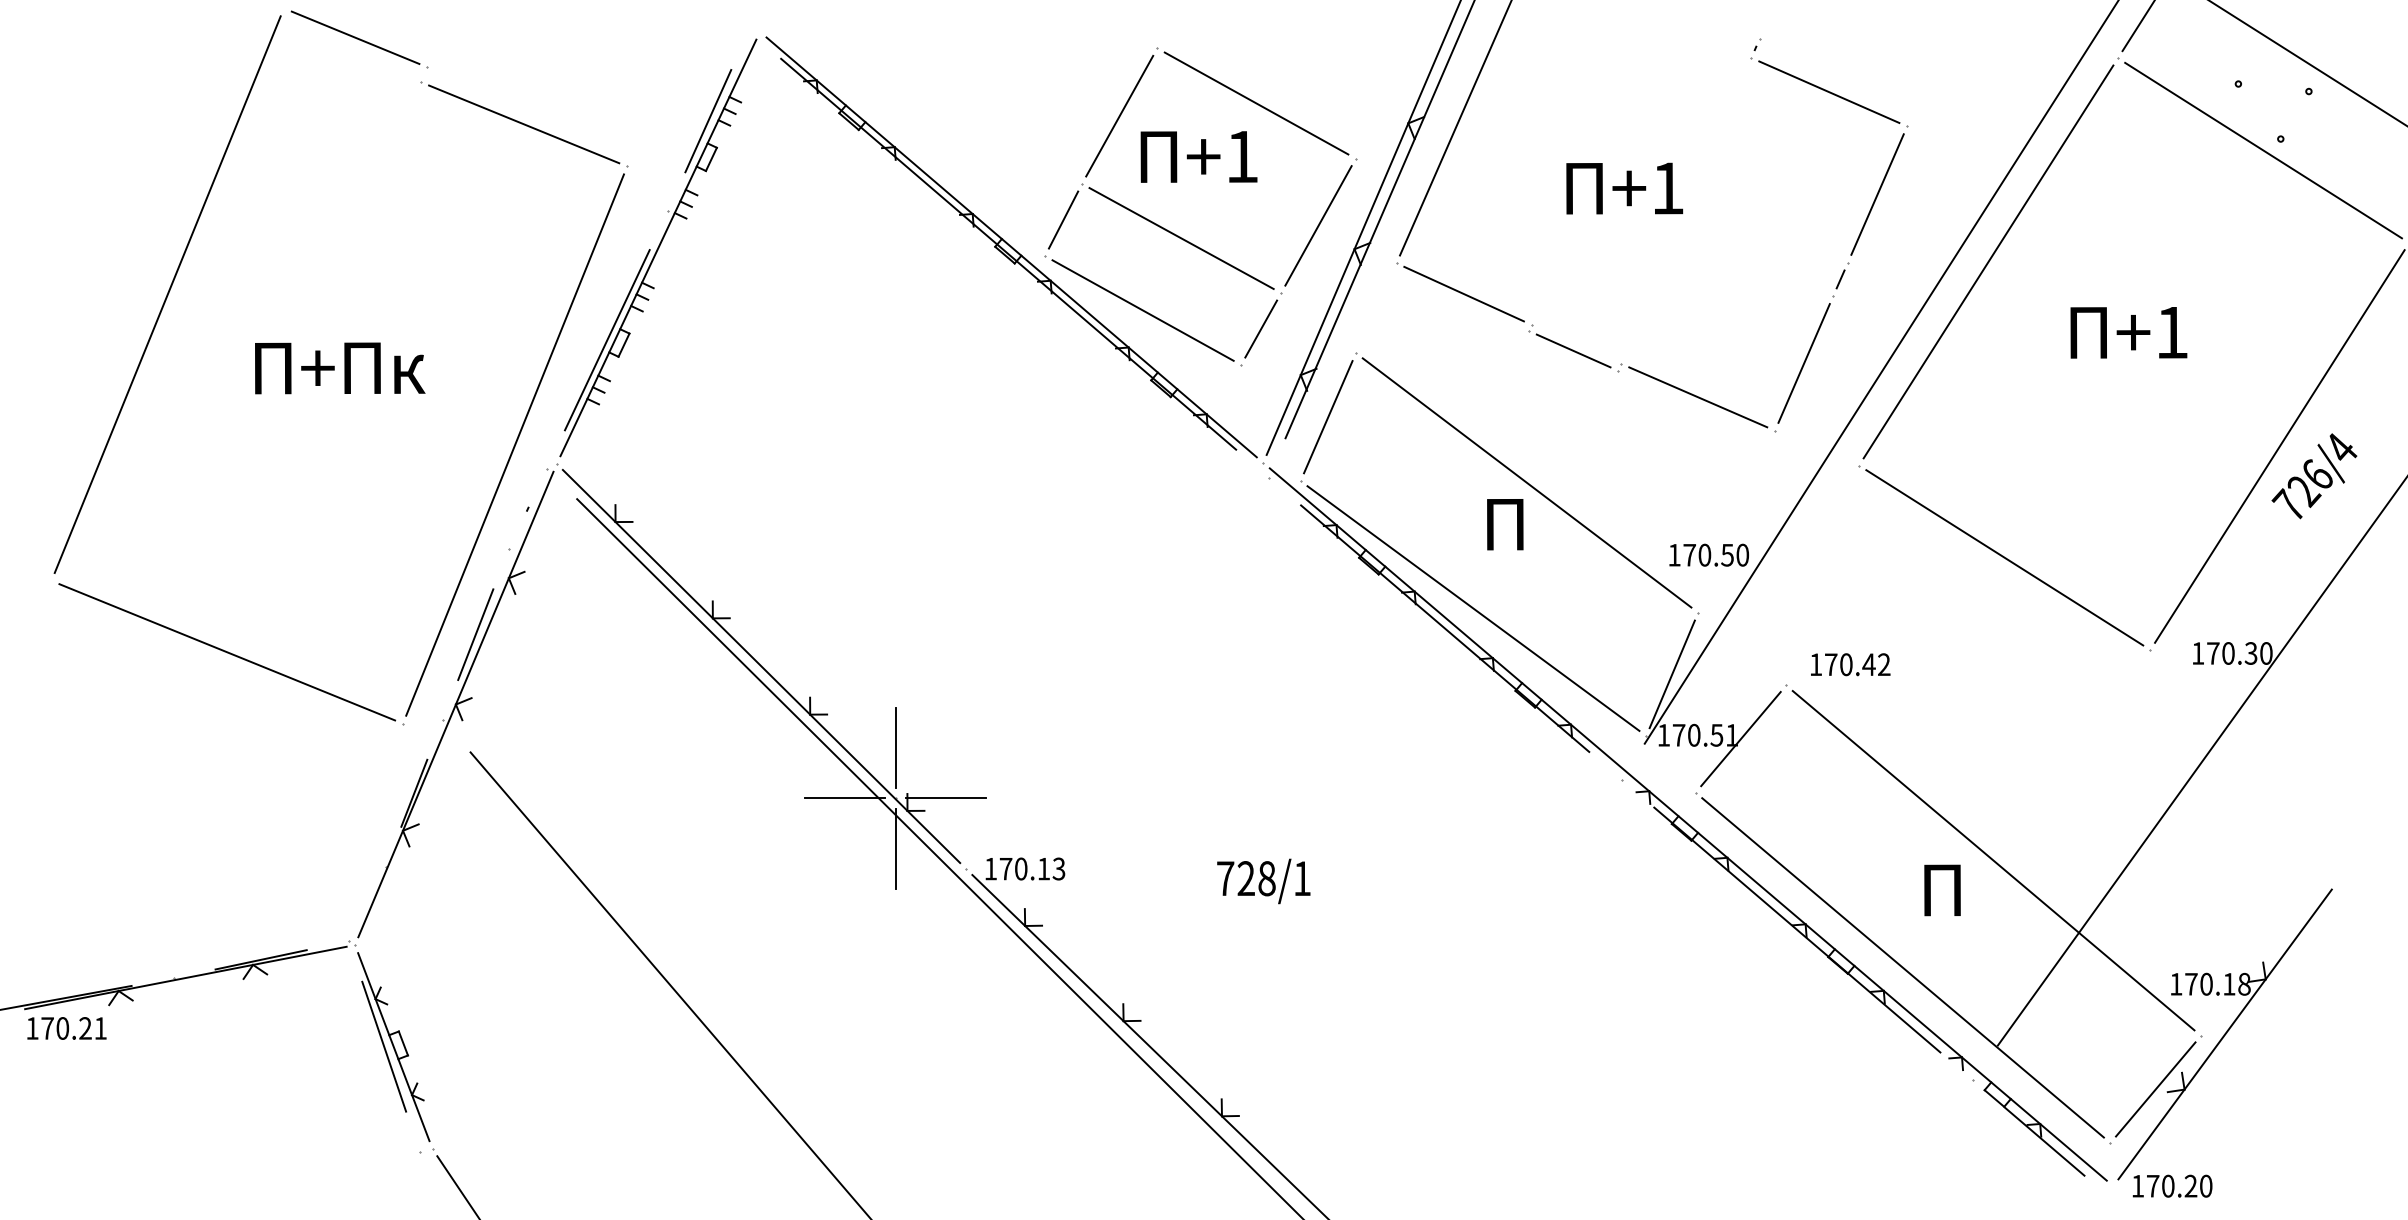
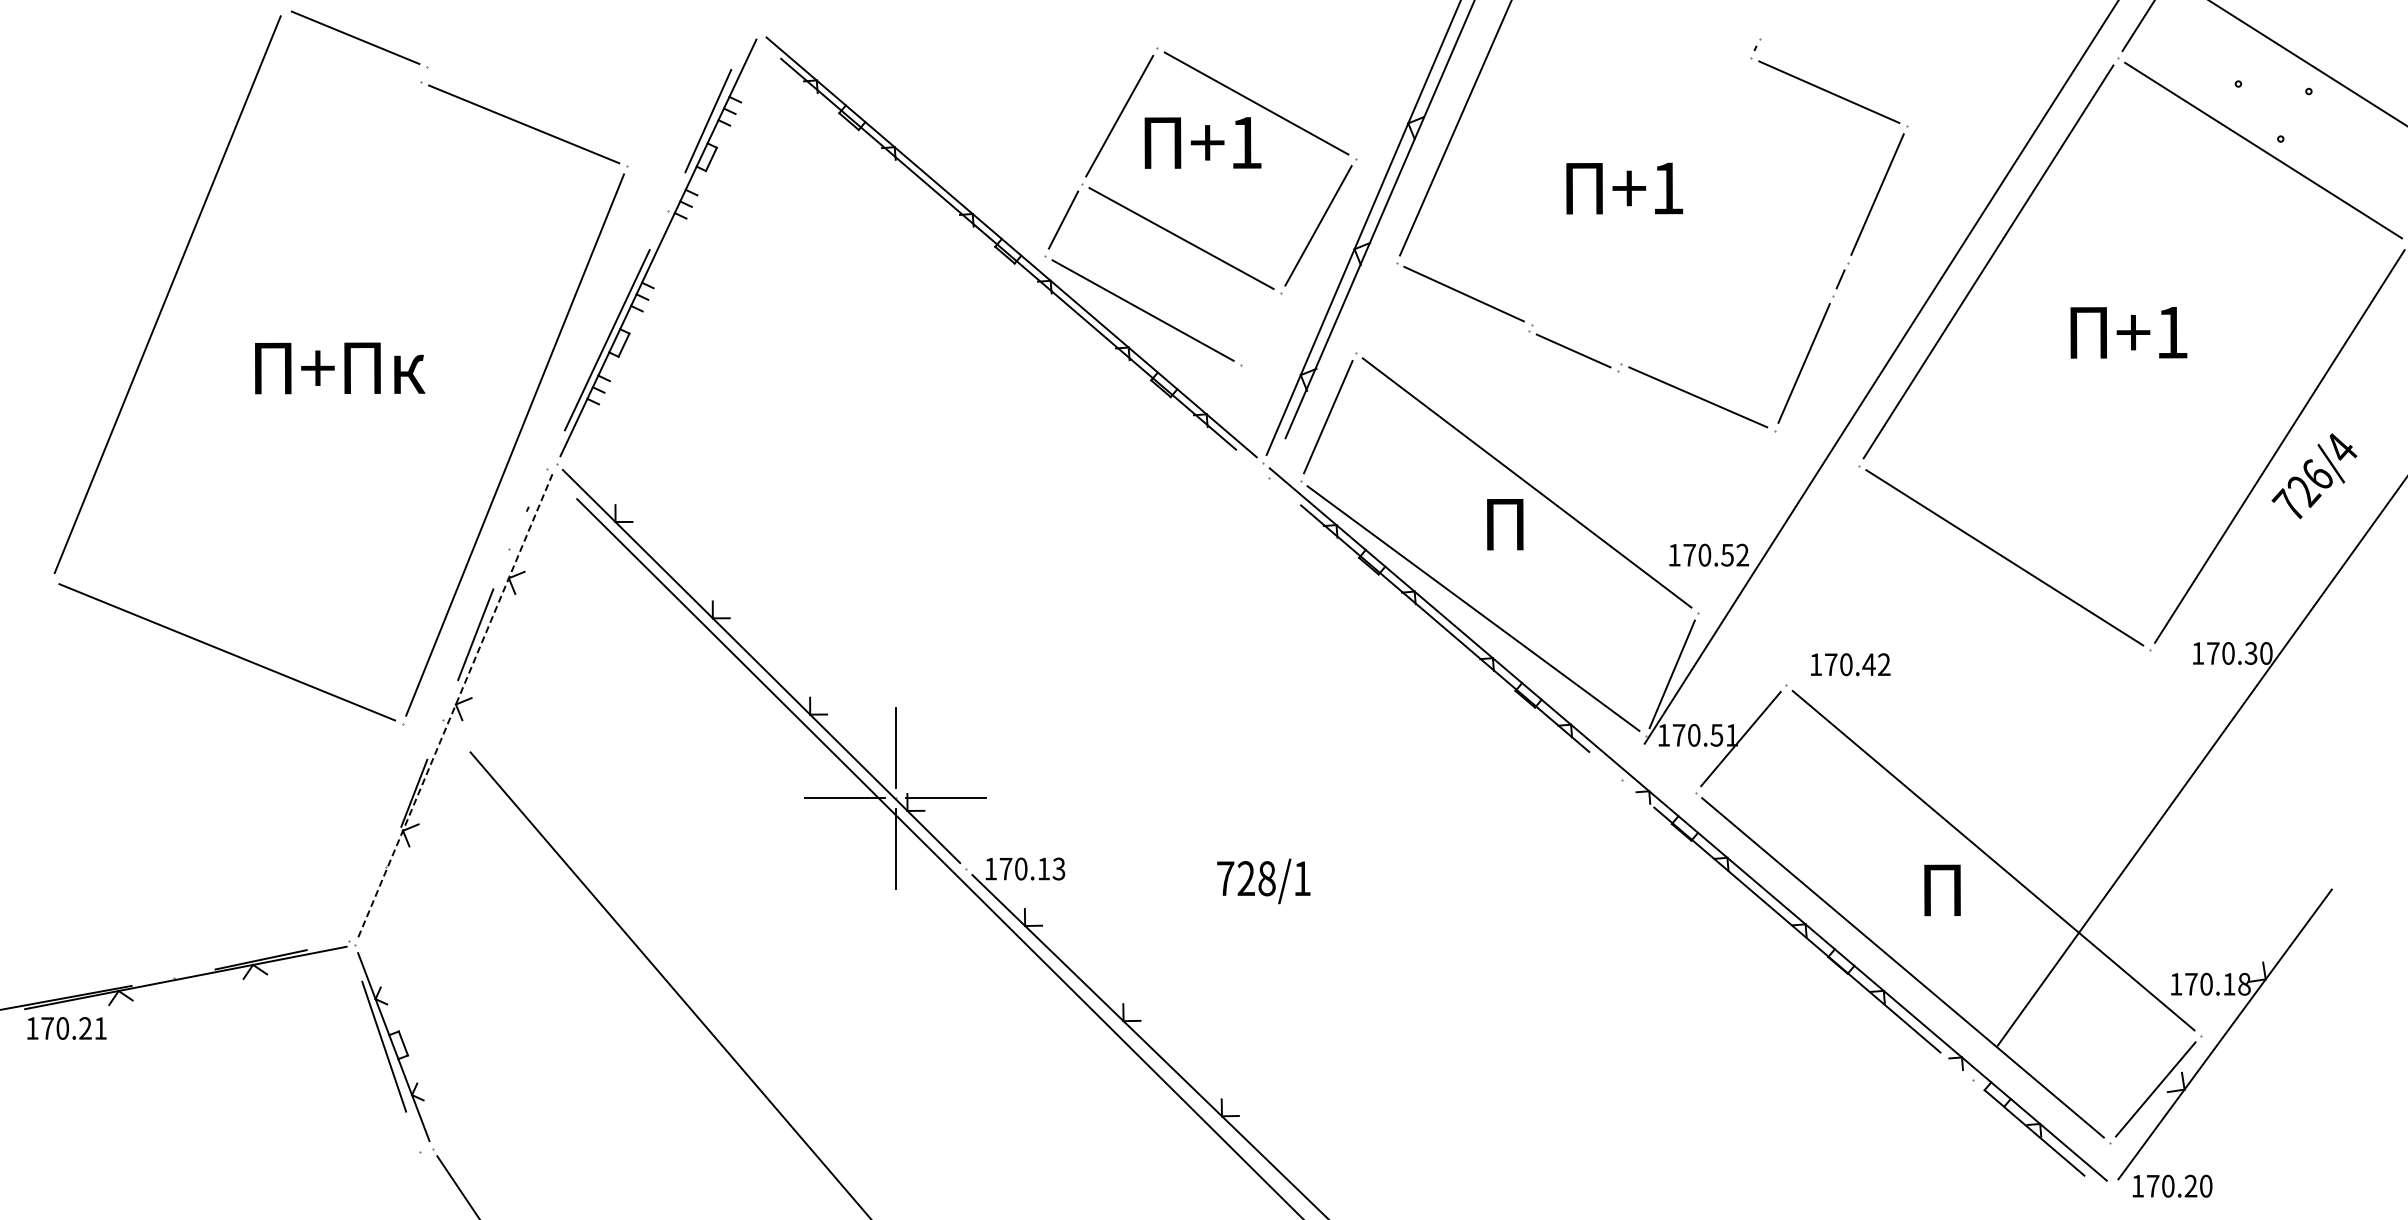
text position: (1198, 156) -> (1202, 142) (1202, 142)
line: present -> none (1261, 328)
text: 170.50 -> 170.52 (1742, 554)
line: solid -> dashed (456, 704)
